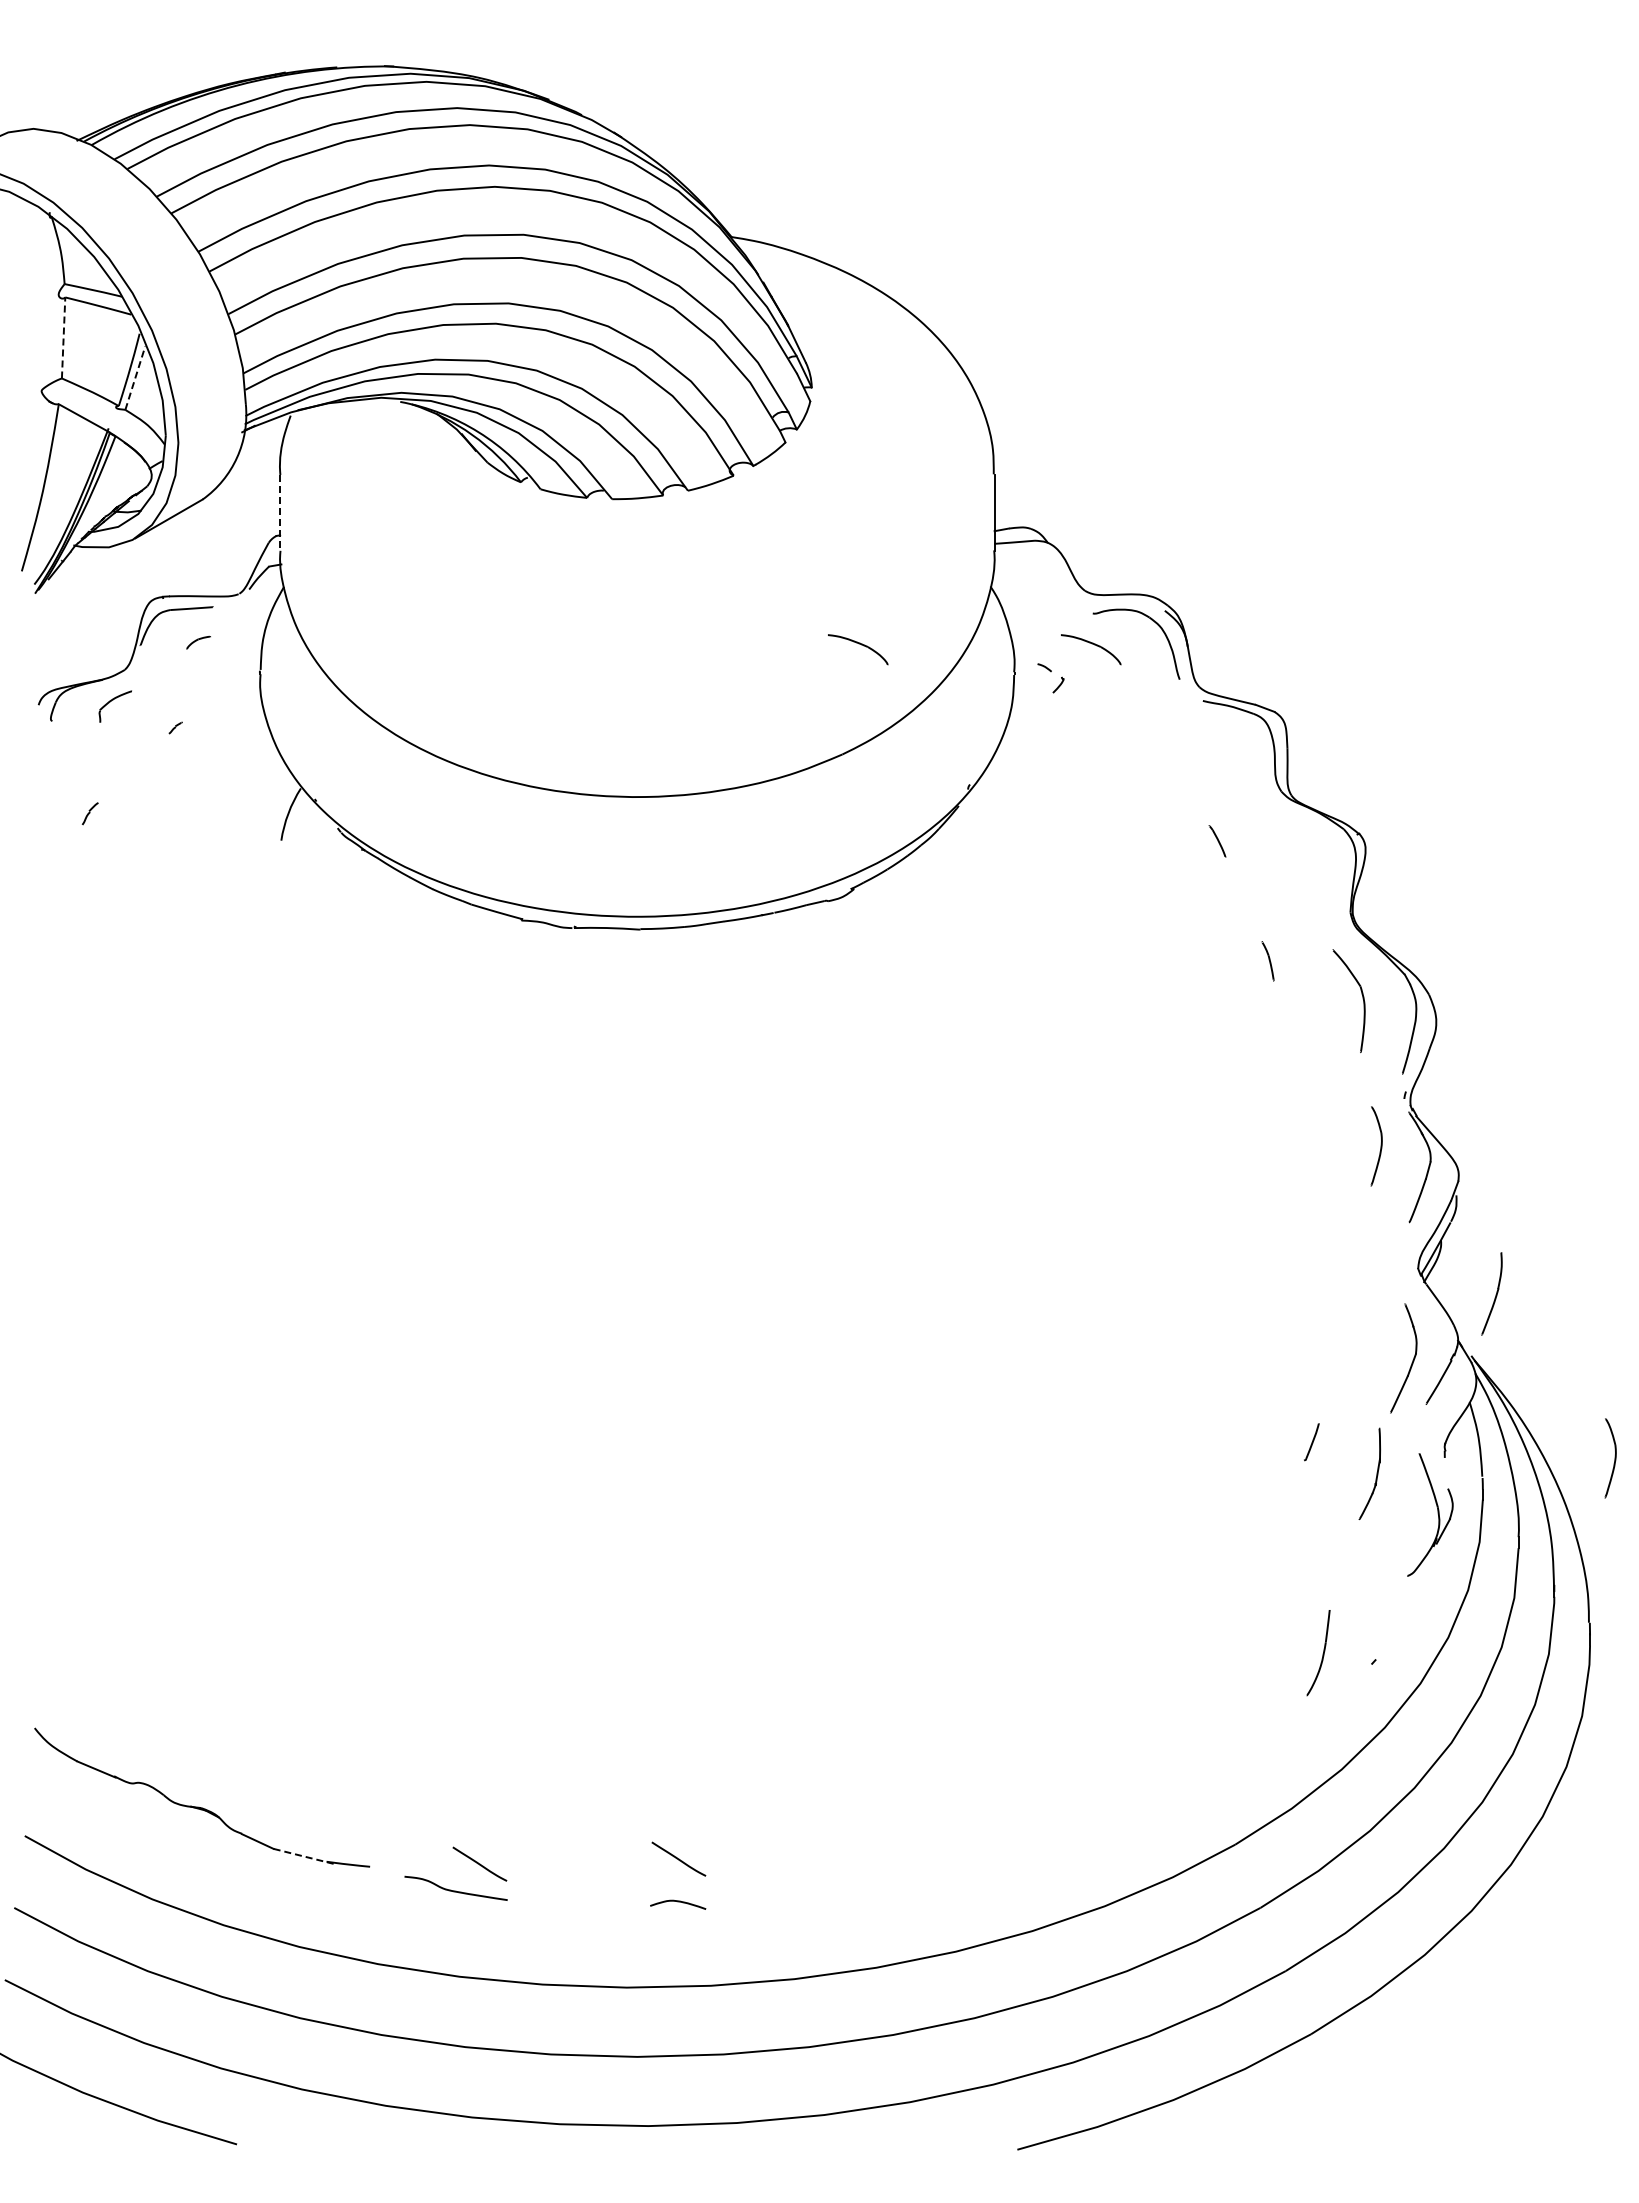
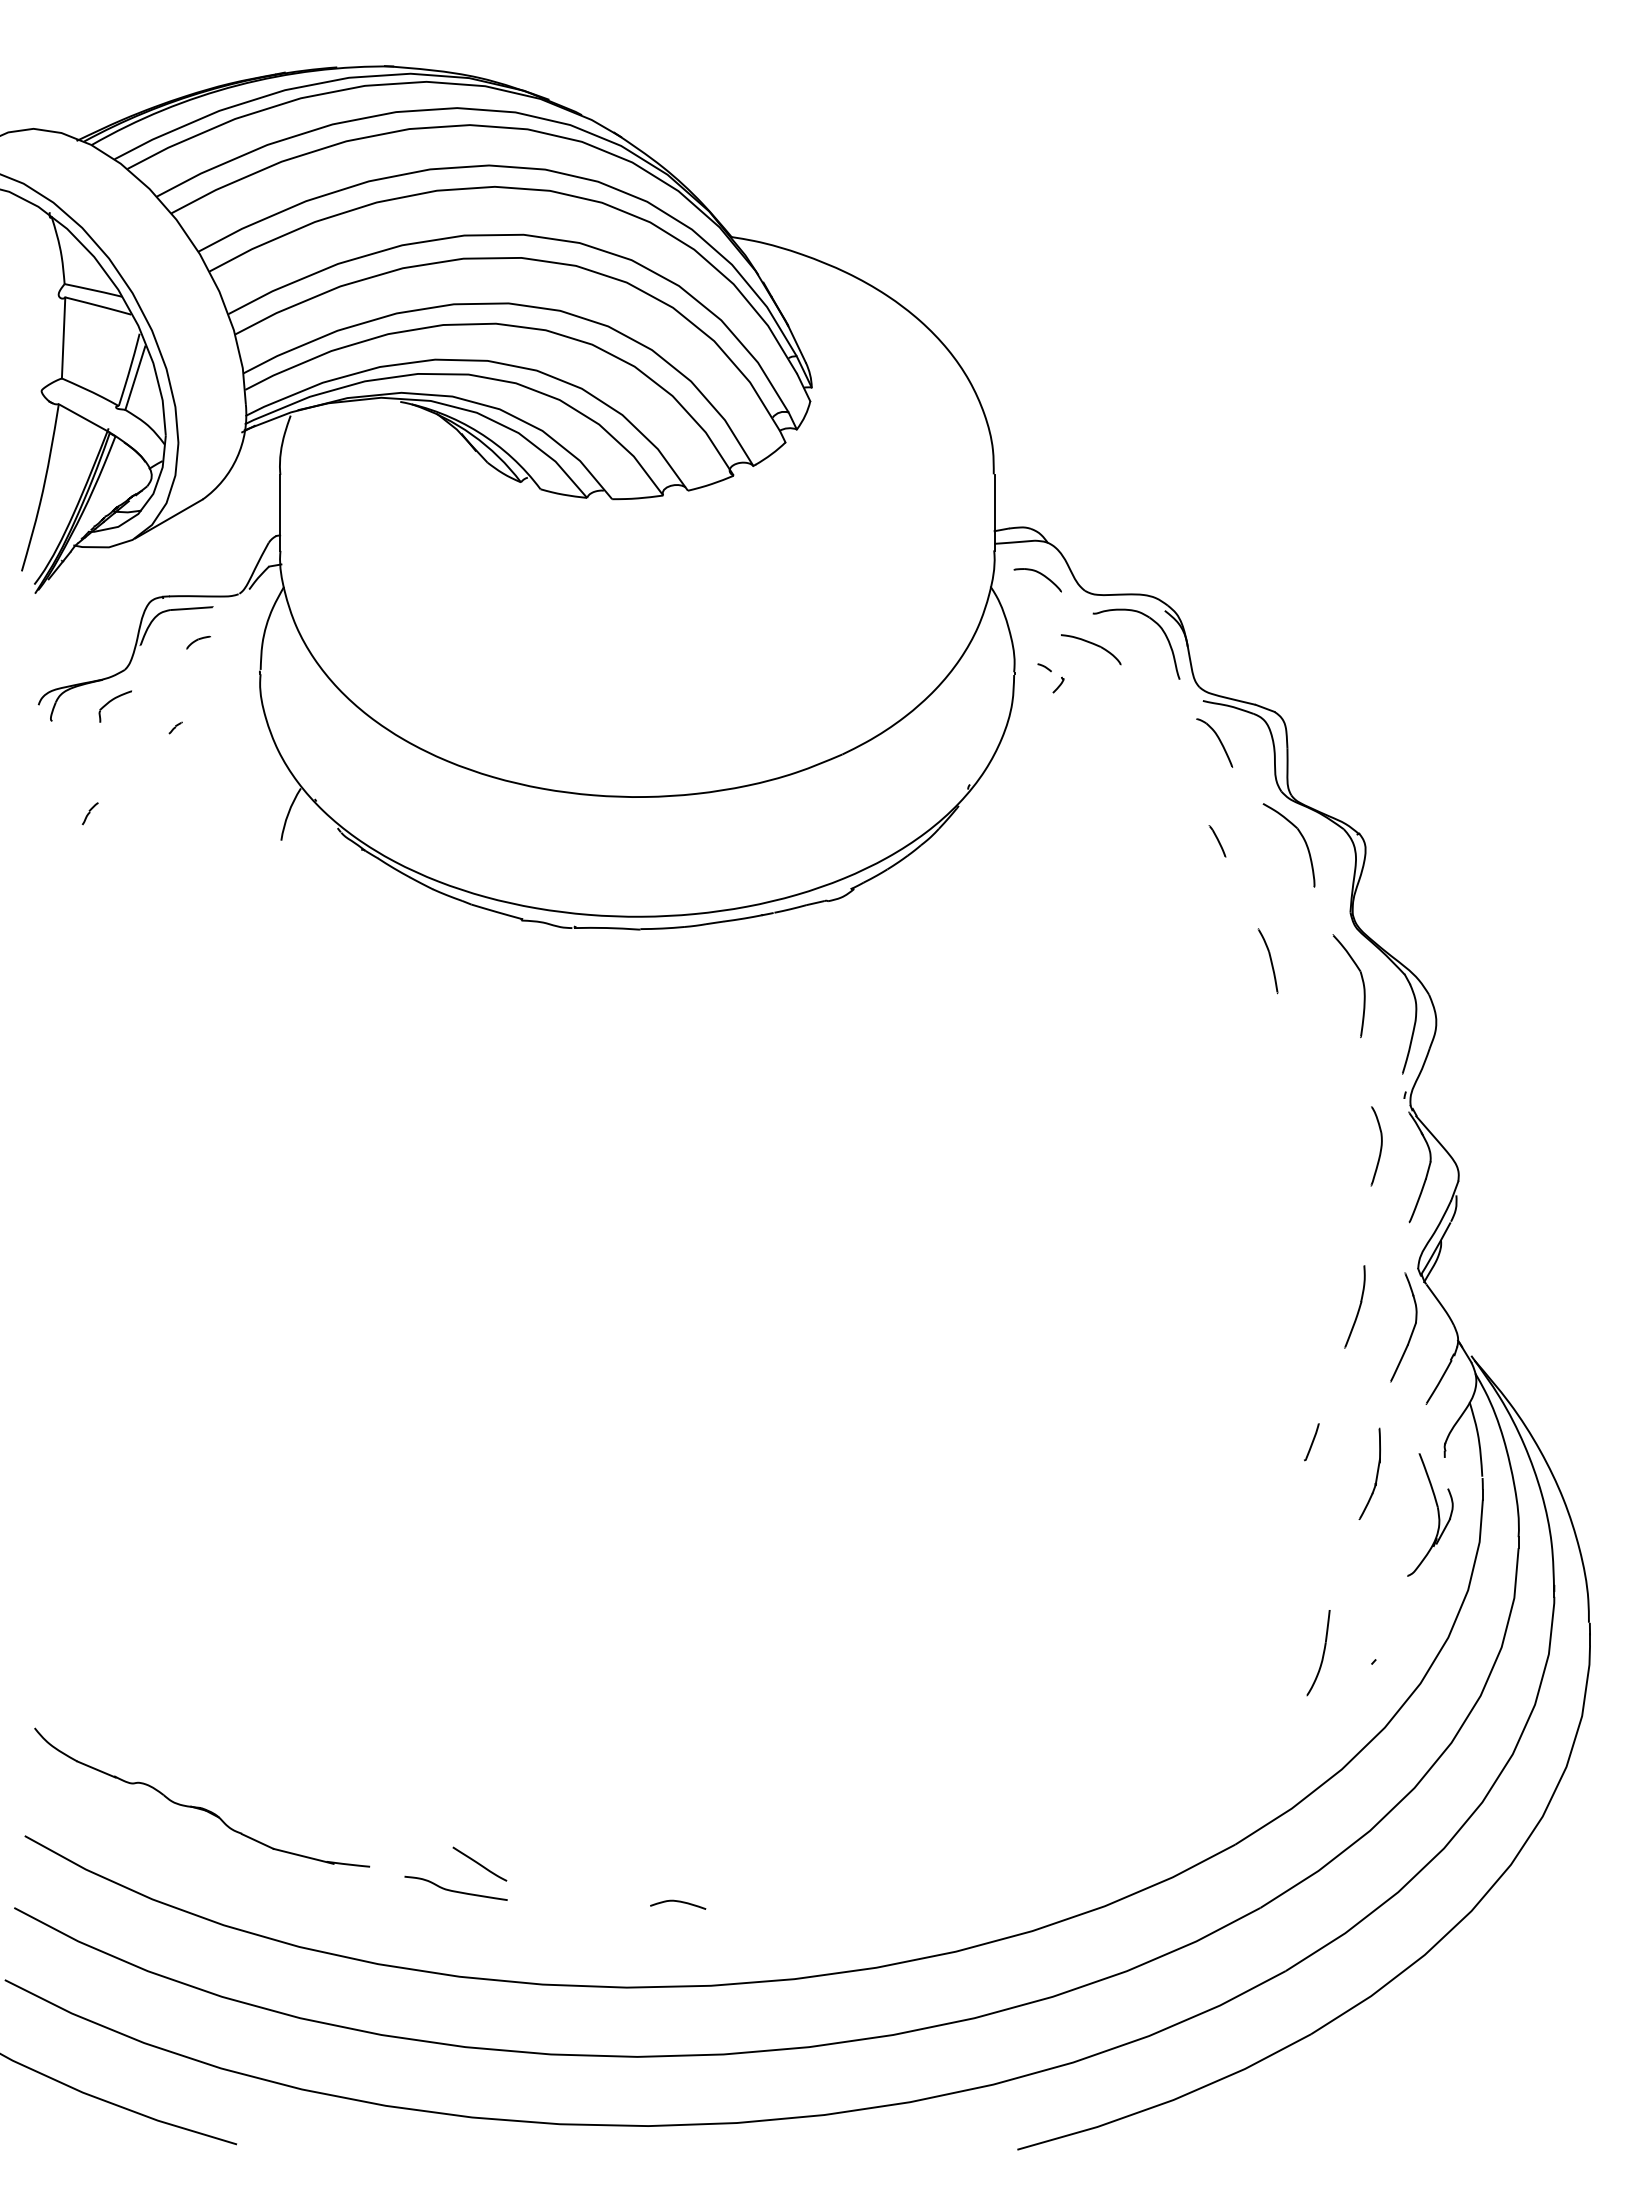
line: dashed -> solid (63, 337)
line: dashed -> solid (135, 377)
line: dashed -> solid (280, 512)
part: none -> present (1041, 575)
part: present -> none (858, 649)
part: none -> present (1214, 742)
part: none -> present (1300, 835)
part size: 14x41 px -> 22x67 px (1267, 961)
part position: (1362, 999) -> (1362, 984) (1362, 984)
part position: (1491, 1293) -> (1354, 1306) (1354, 1306)
part position: (1411, 1362) -> (1411, 1331) (1411, 1331)
part: present -> none (1610, 1458)
line: dashed -> solid (303, 1856)
line: present -> none (678, 1858)
